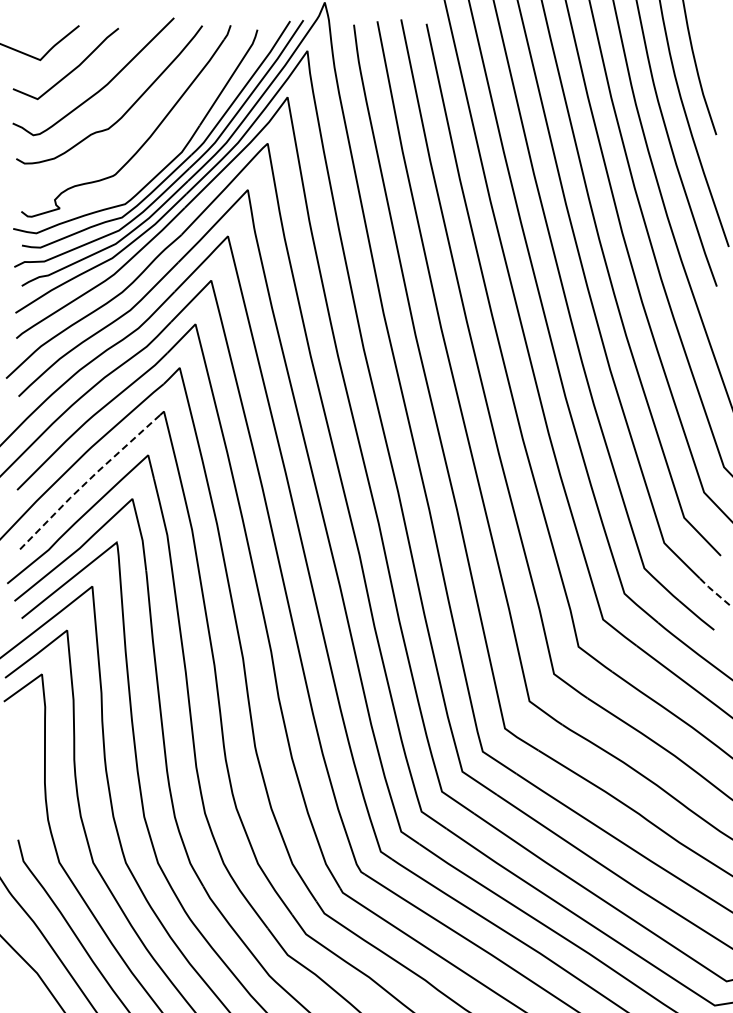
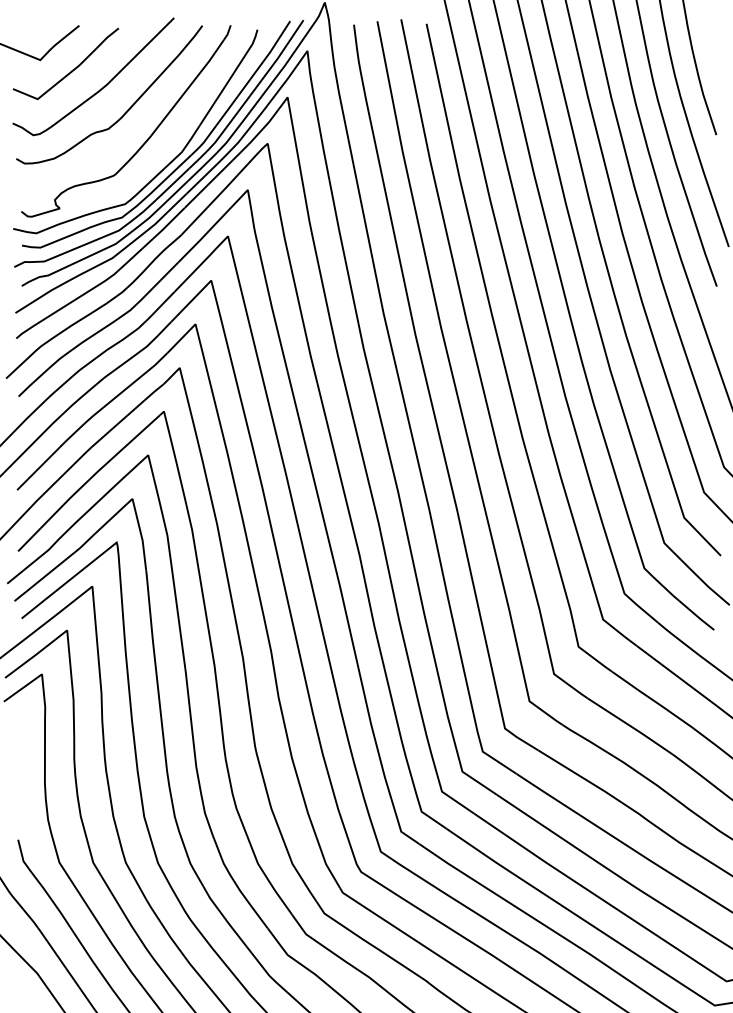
line: dashed -> solid (87, 481)
line: dashed -> solid (714, 591)
